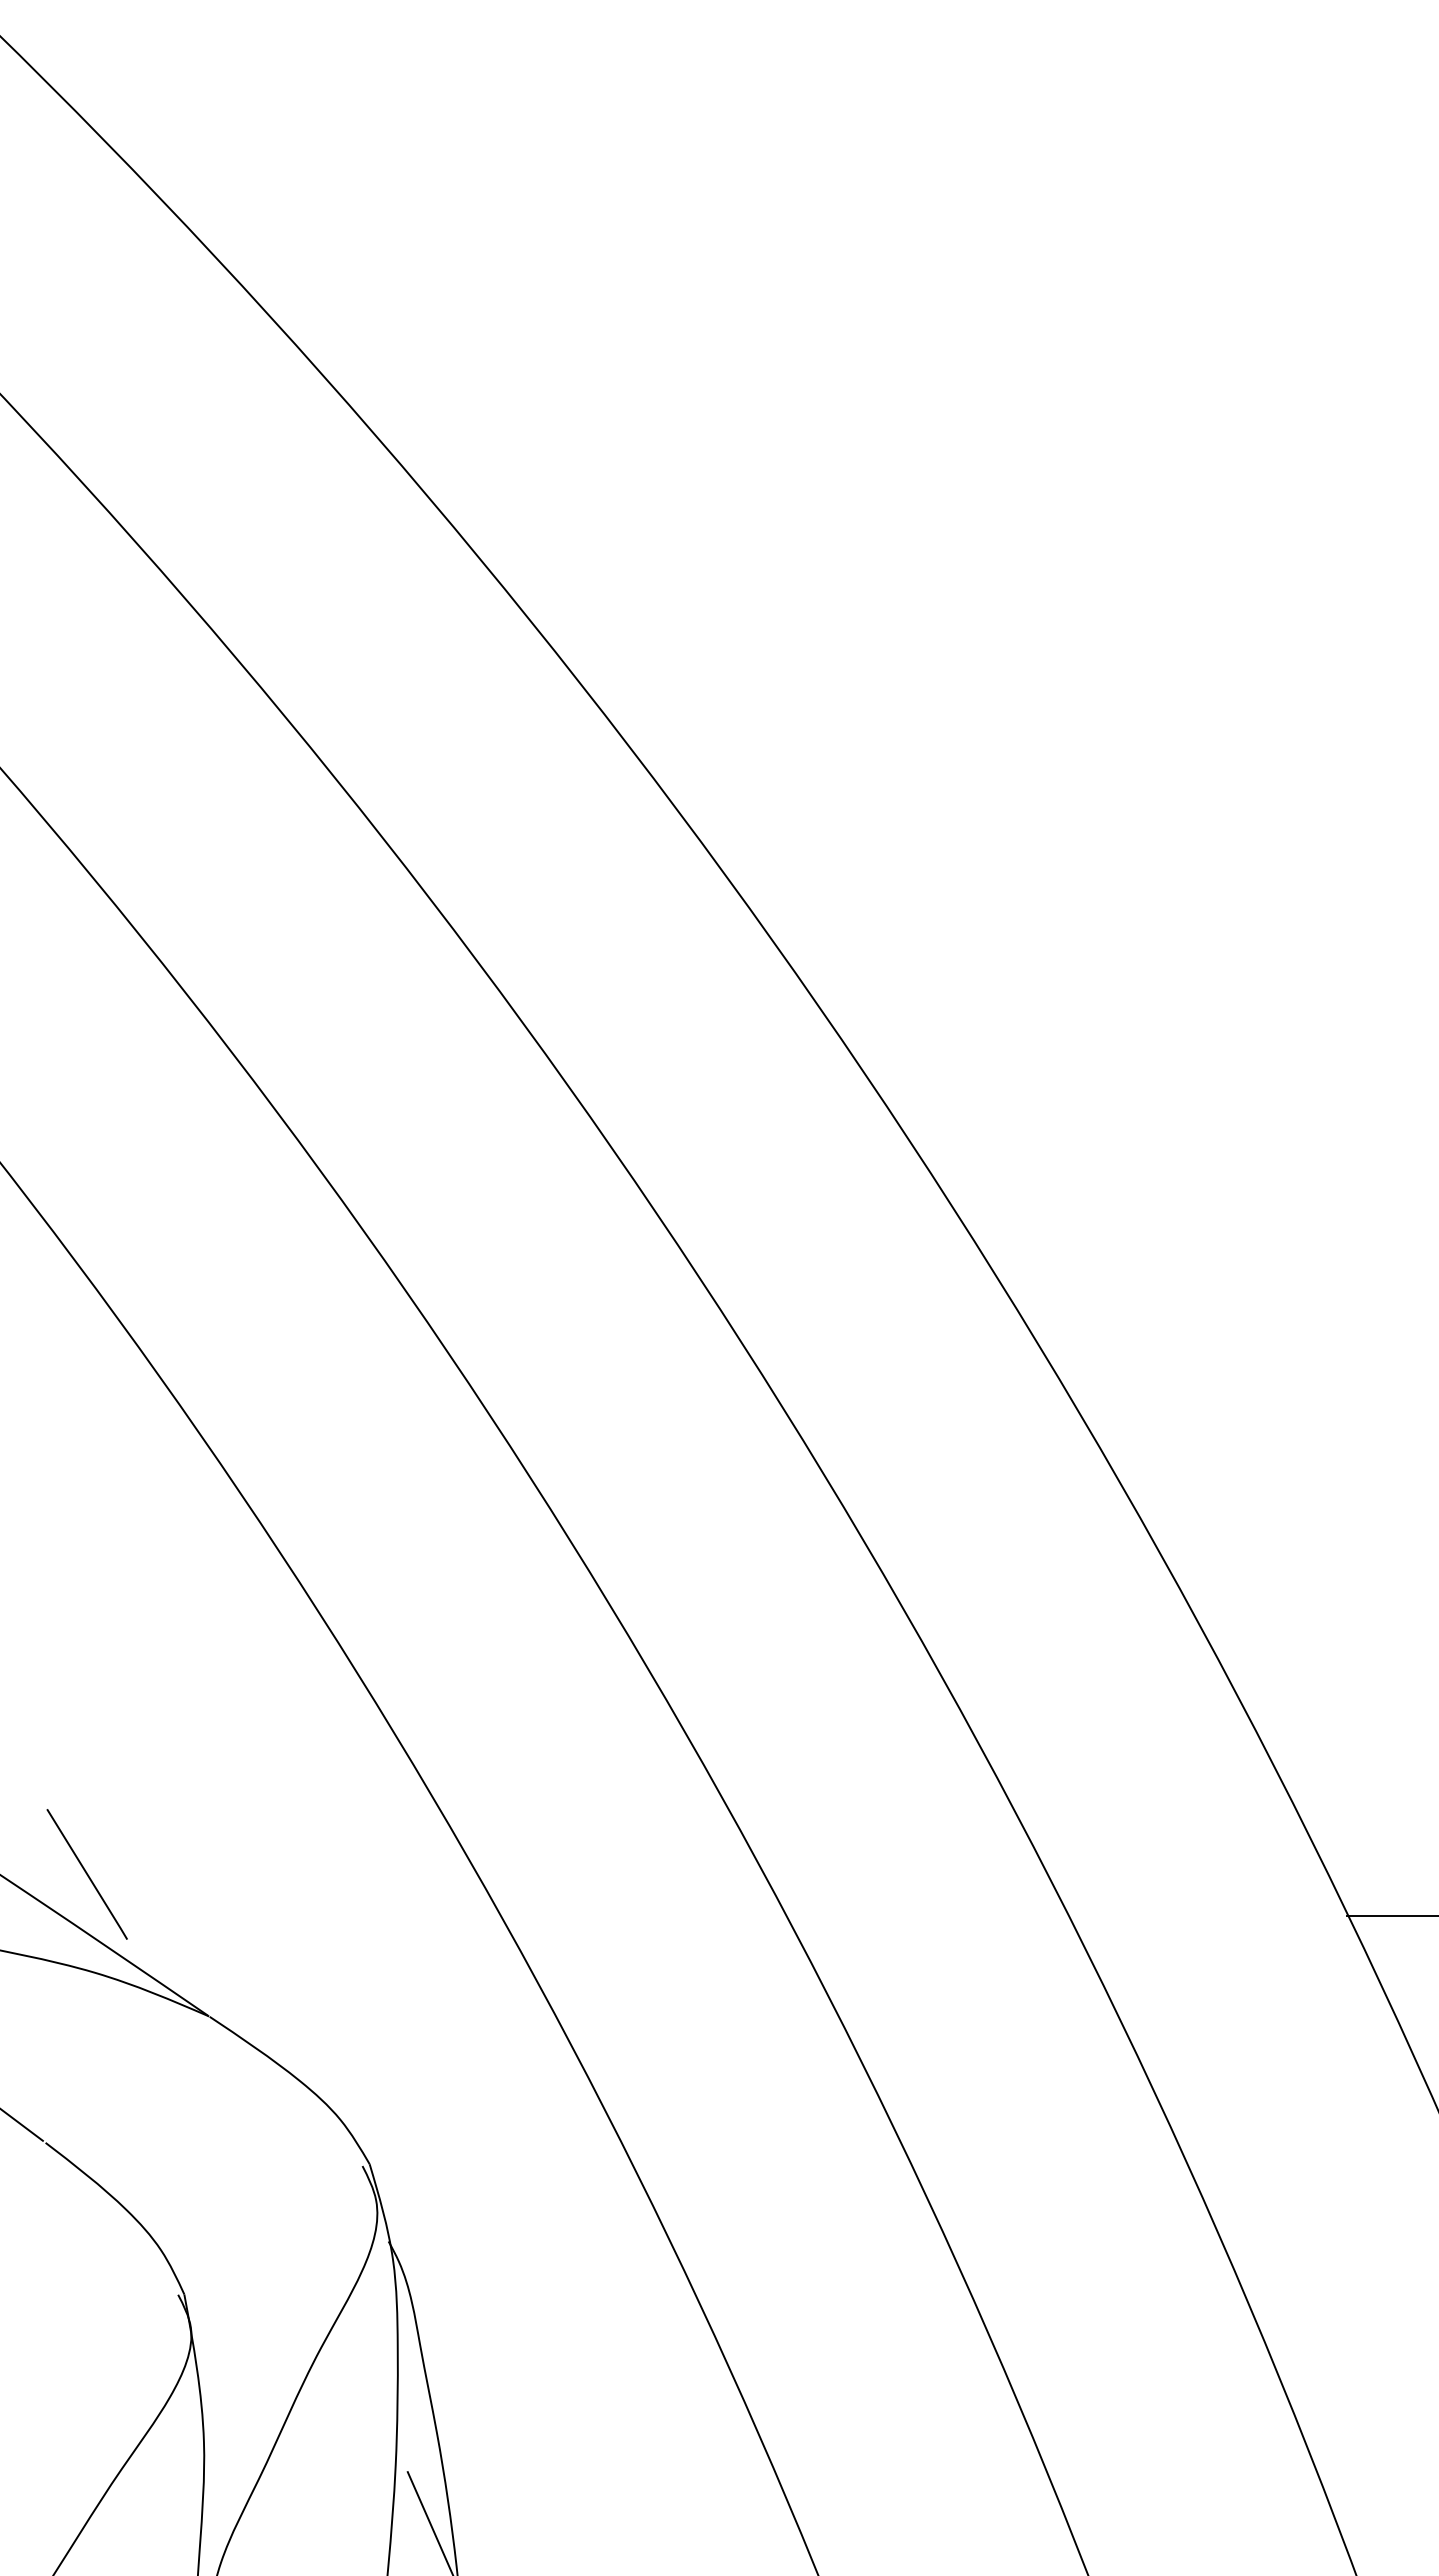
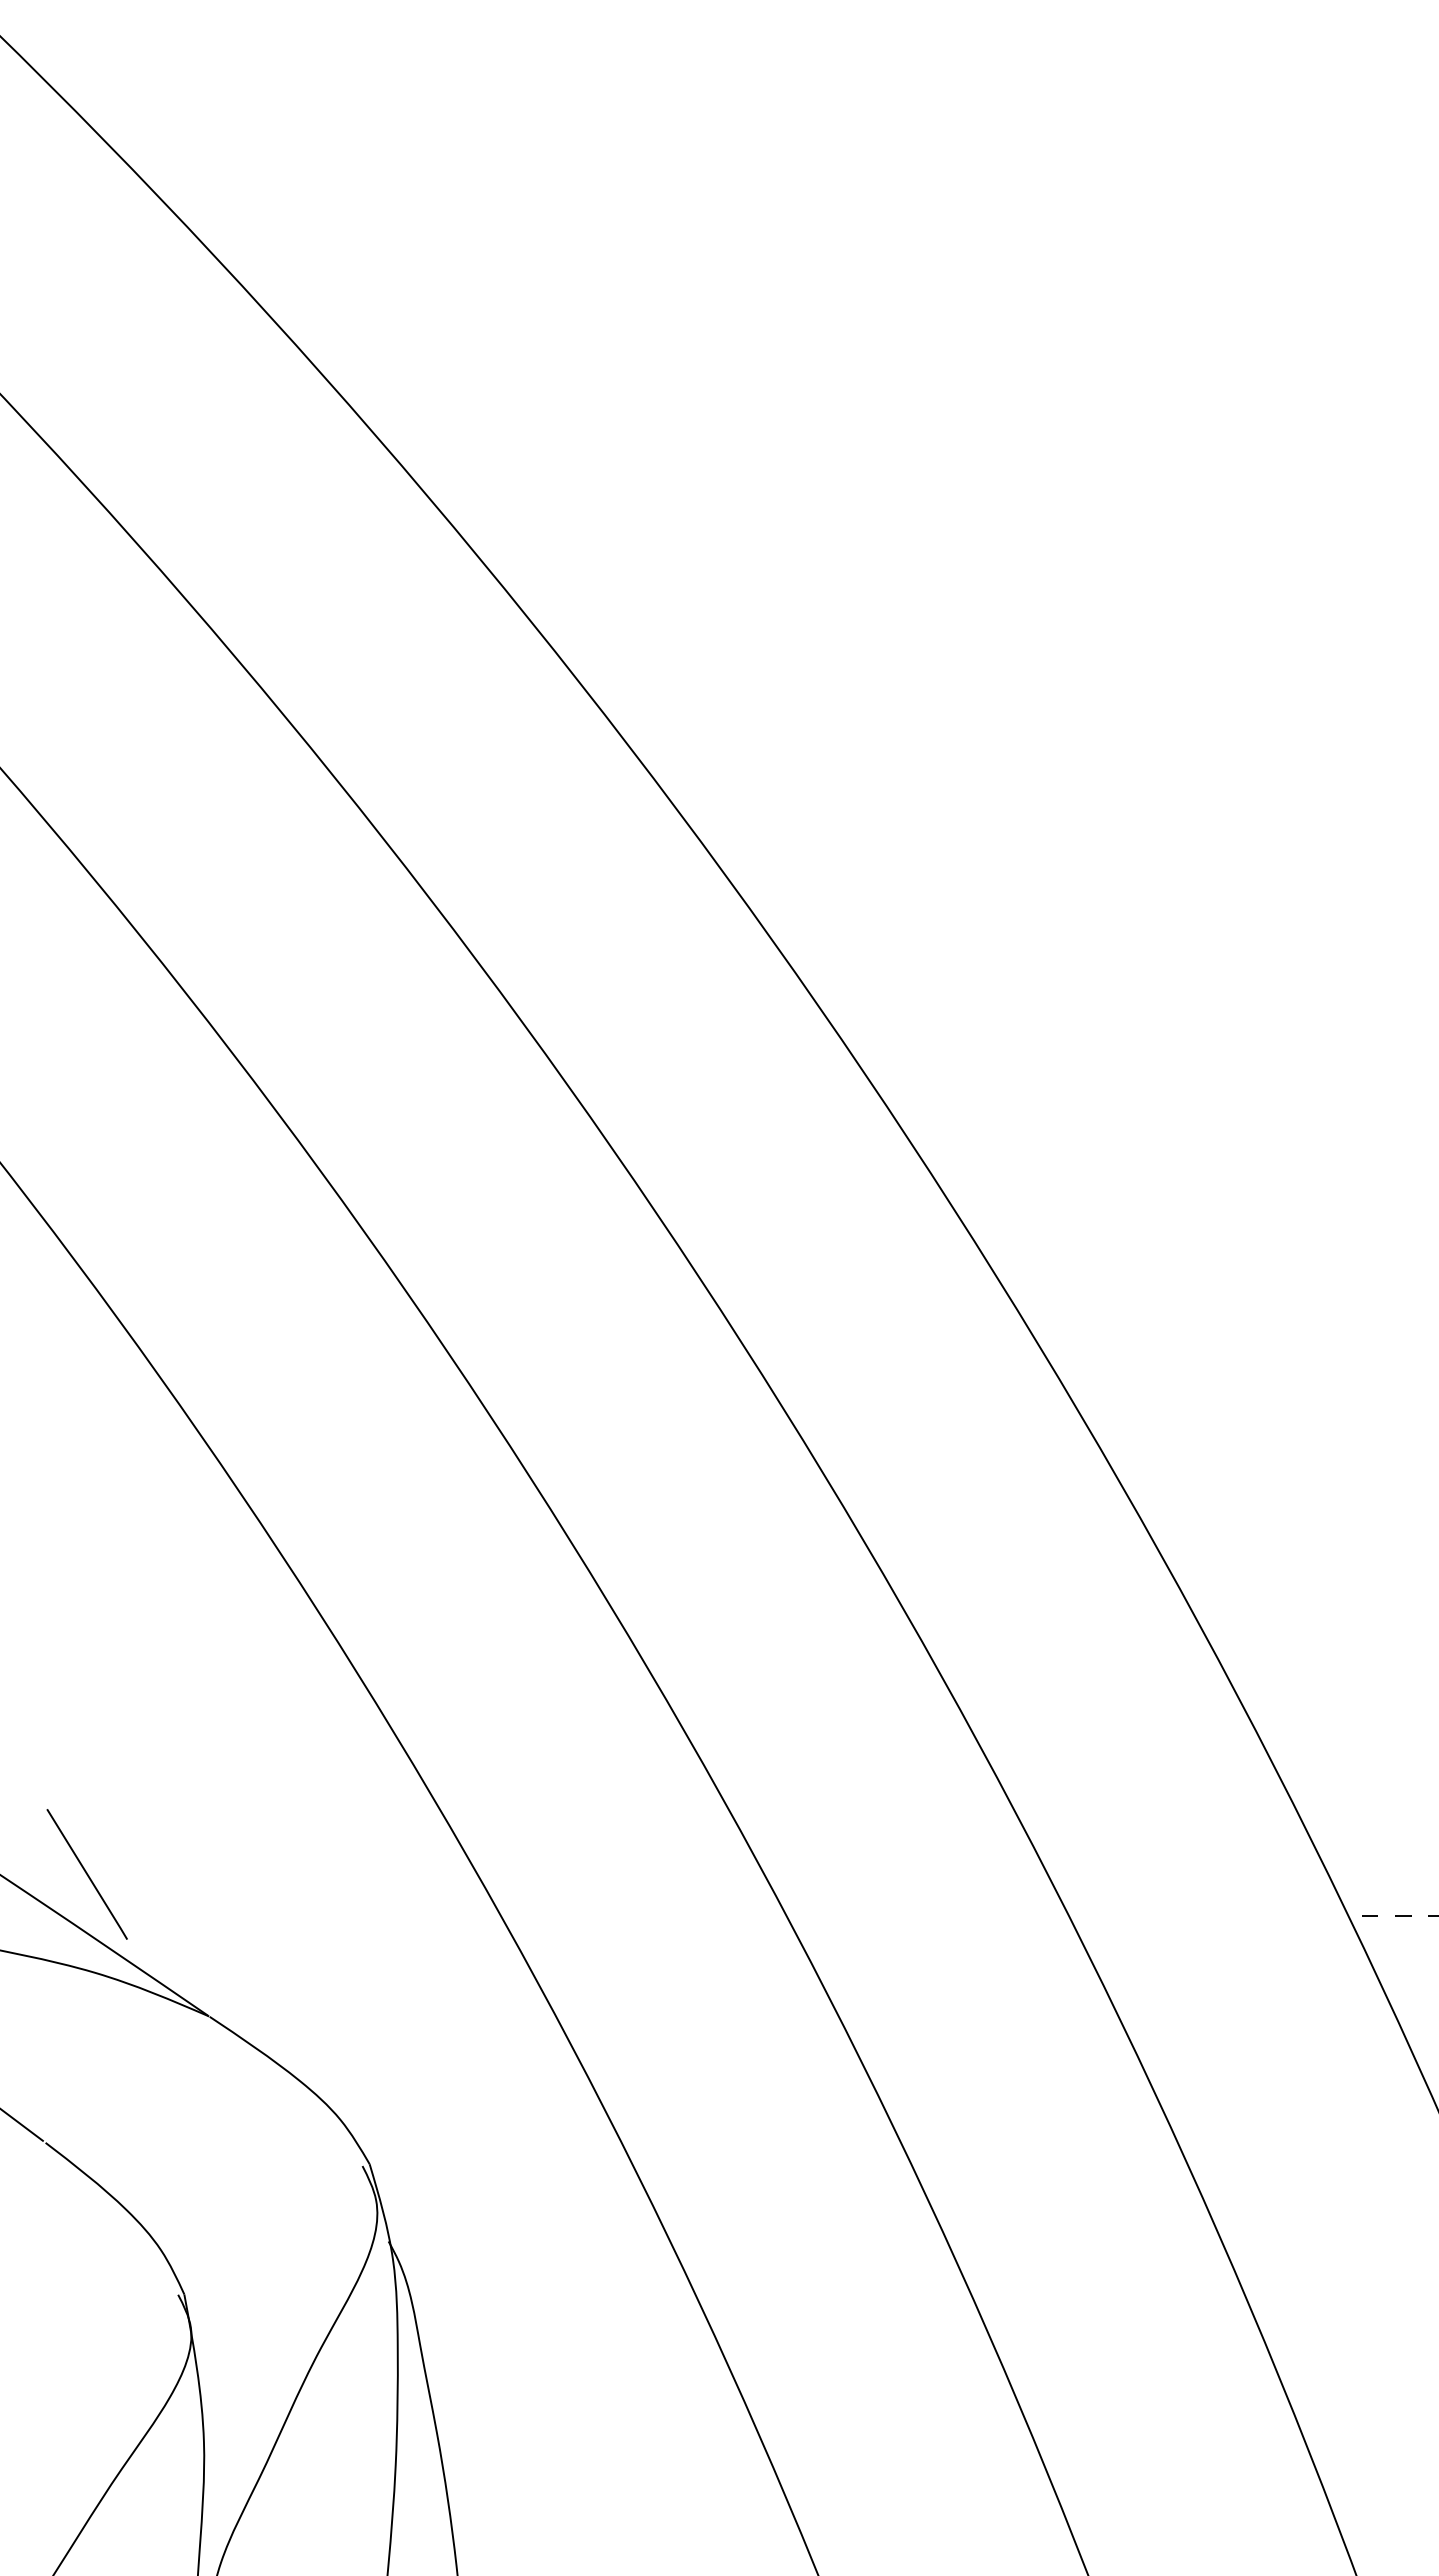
line: solid -> dashed (1392, 1915)
line: present -> none (429, 2522)
